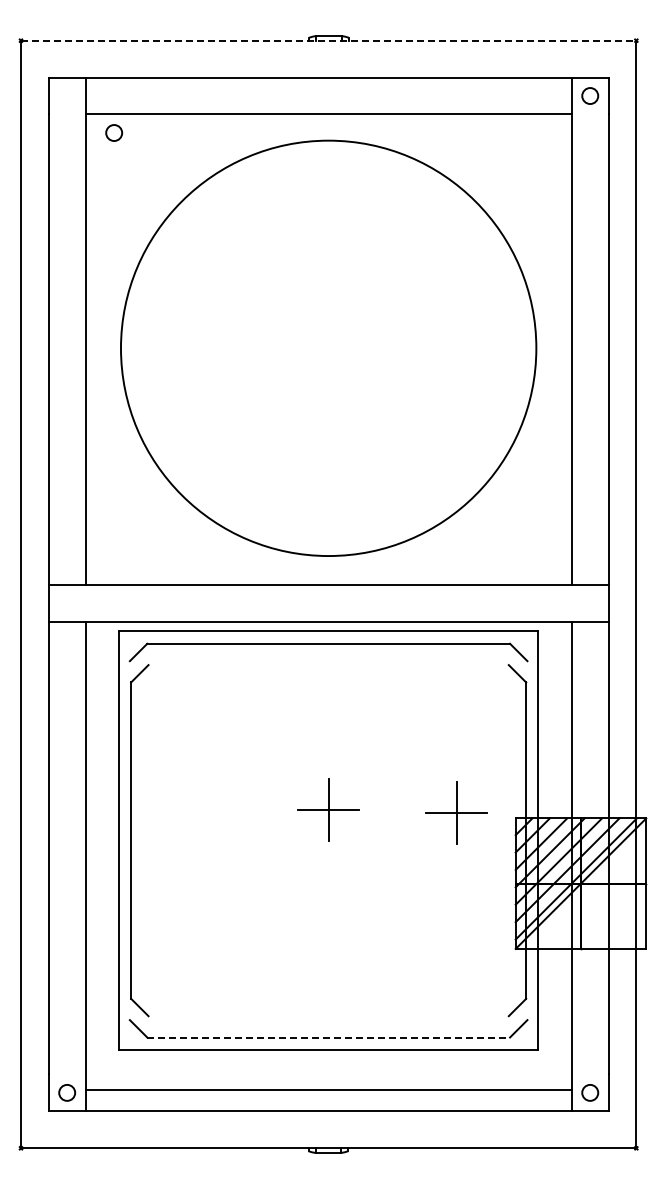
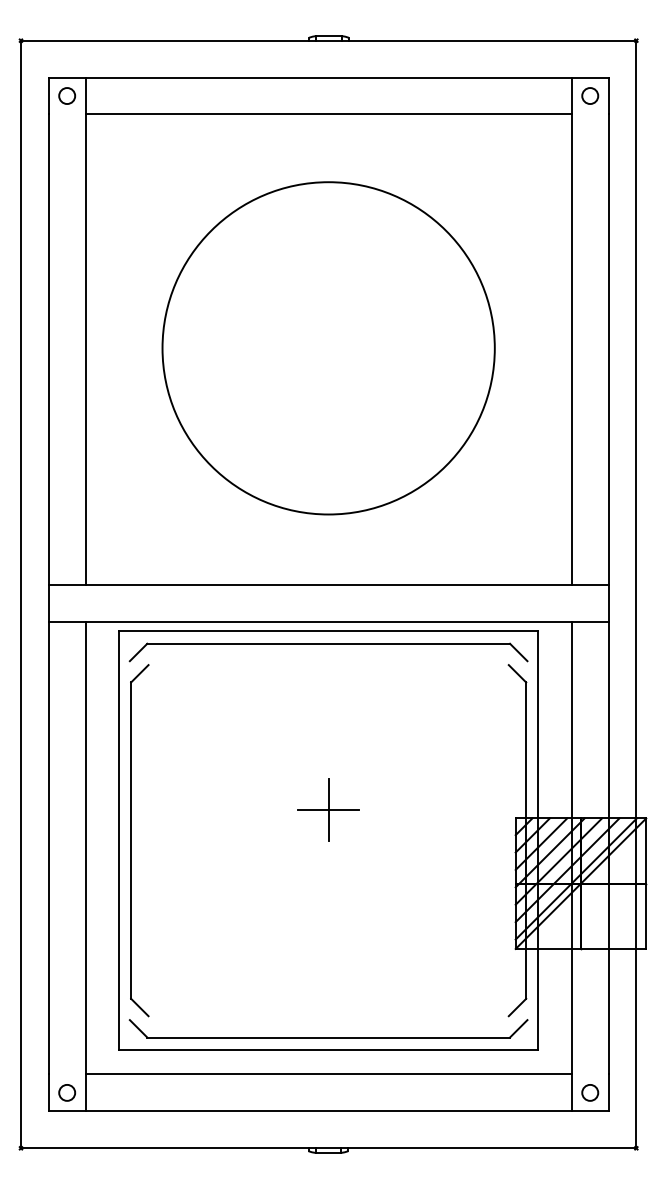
line: dashed -> solid (328, 40)
circle position: (114, 132) -> (67, 95) (67, 95)
circle diameter: 415 px -> 332 px (328, 348)
part: present -> none (456, 812)
line: dashed -> solid (329, 1037)
line position: (328, 1090) -> (328, 1074) (328, 1074)
